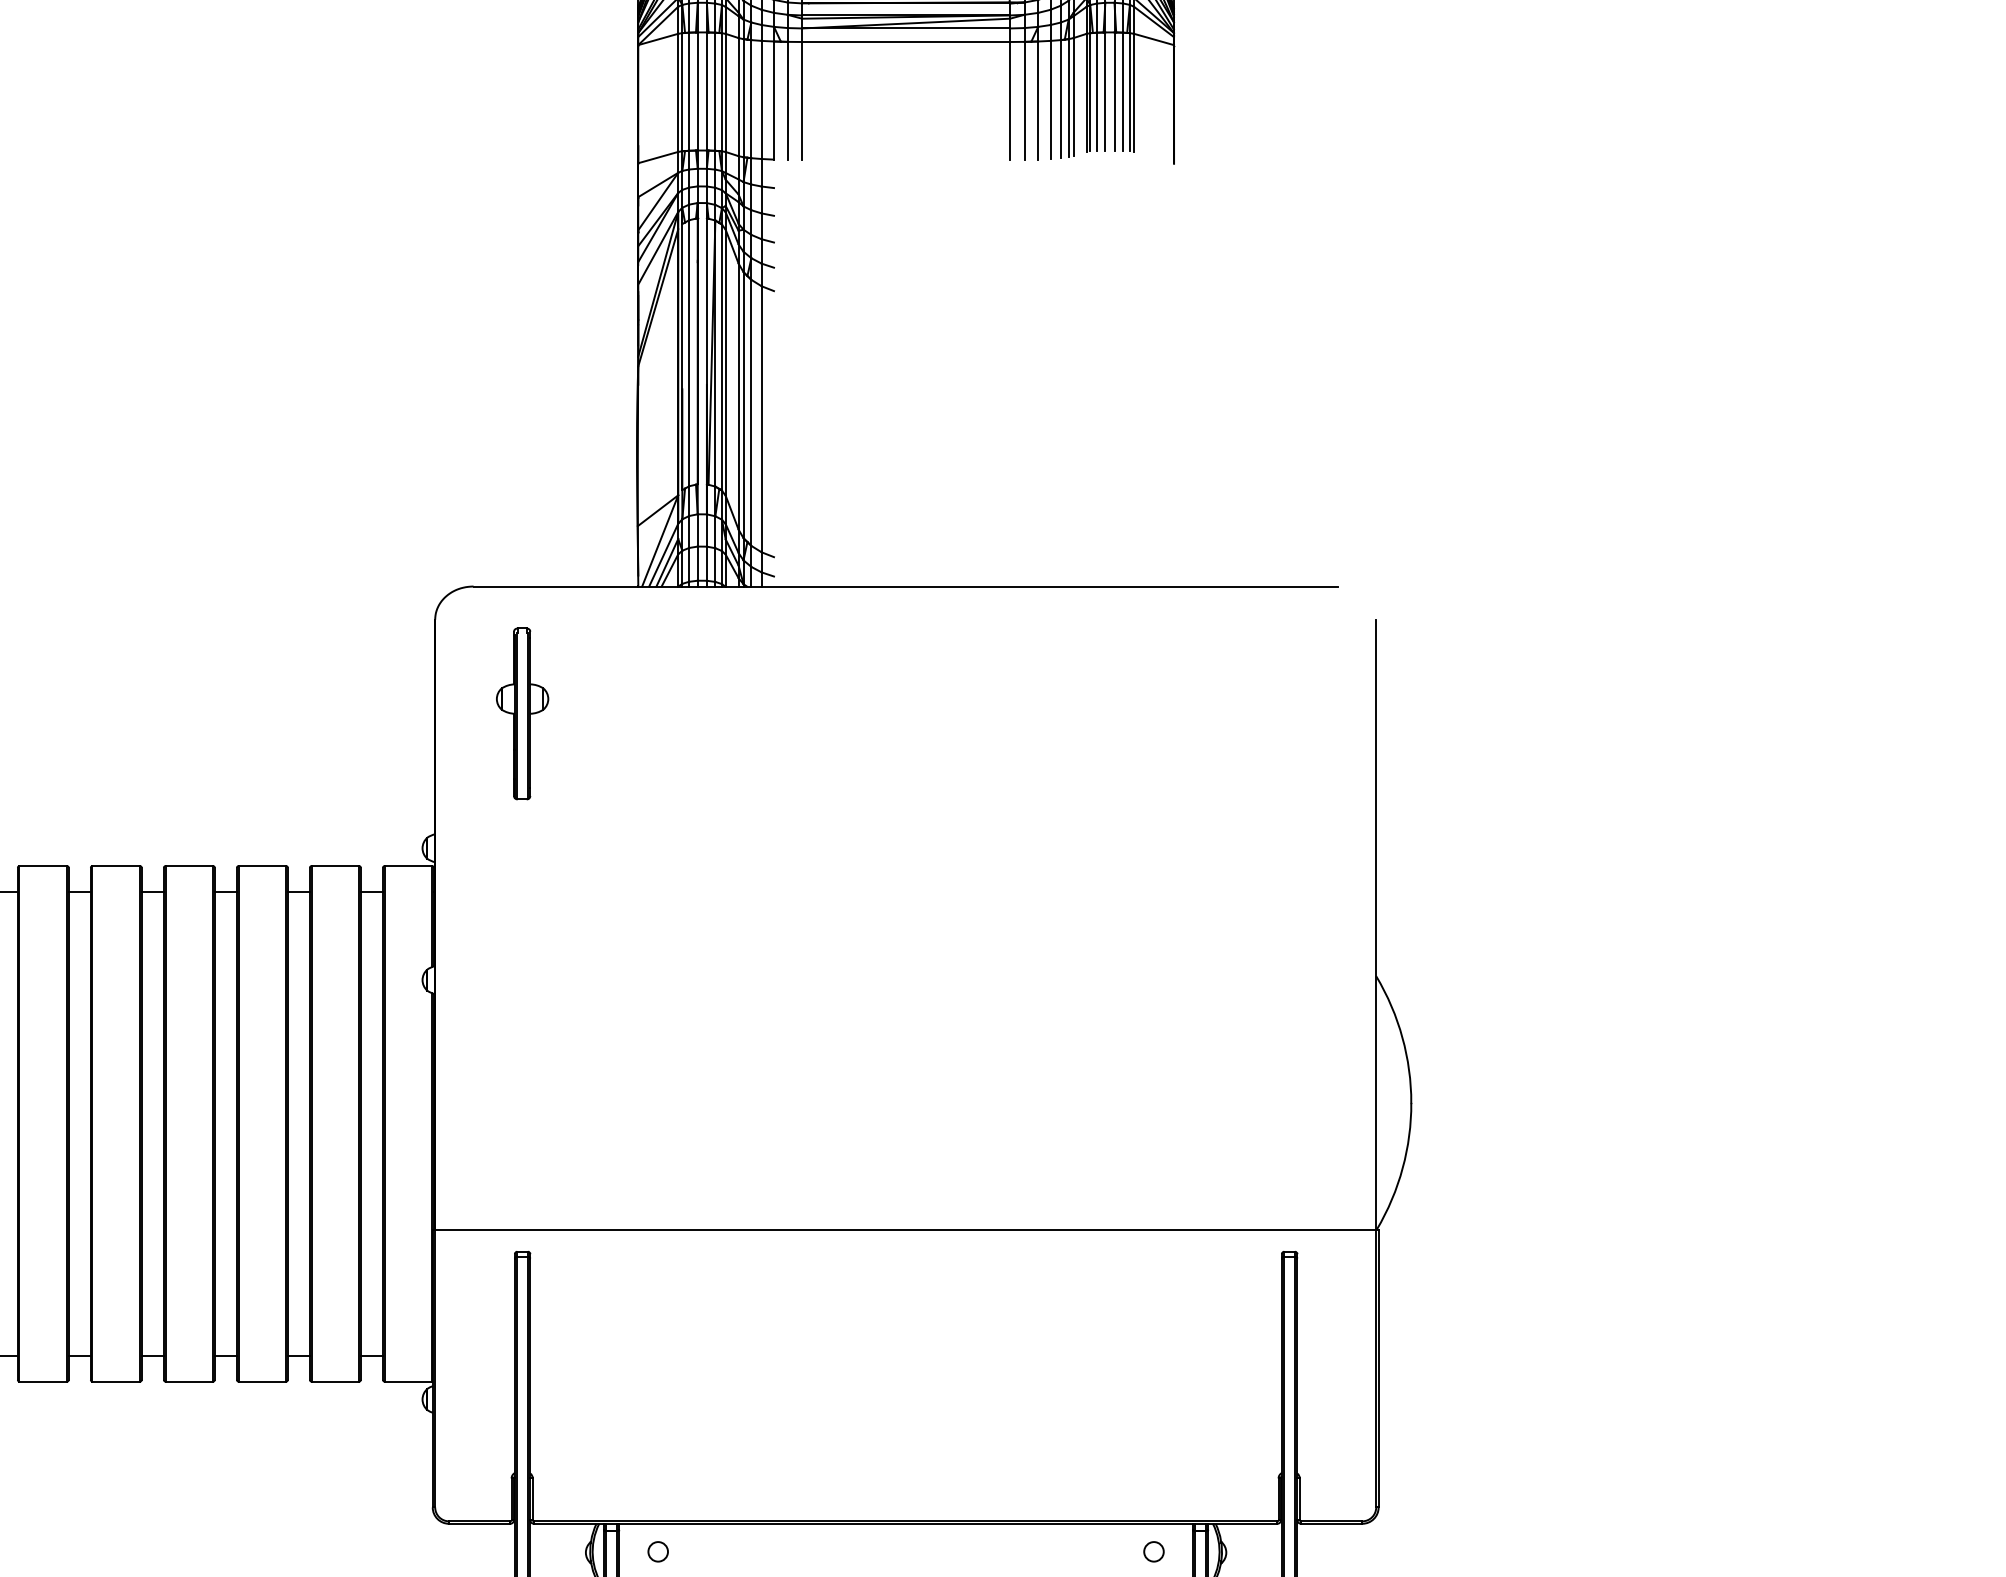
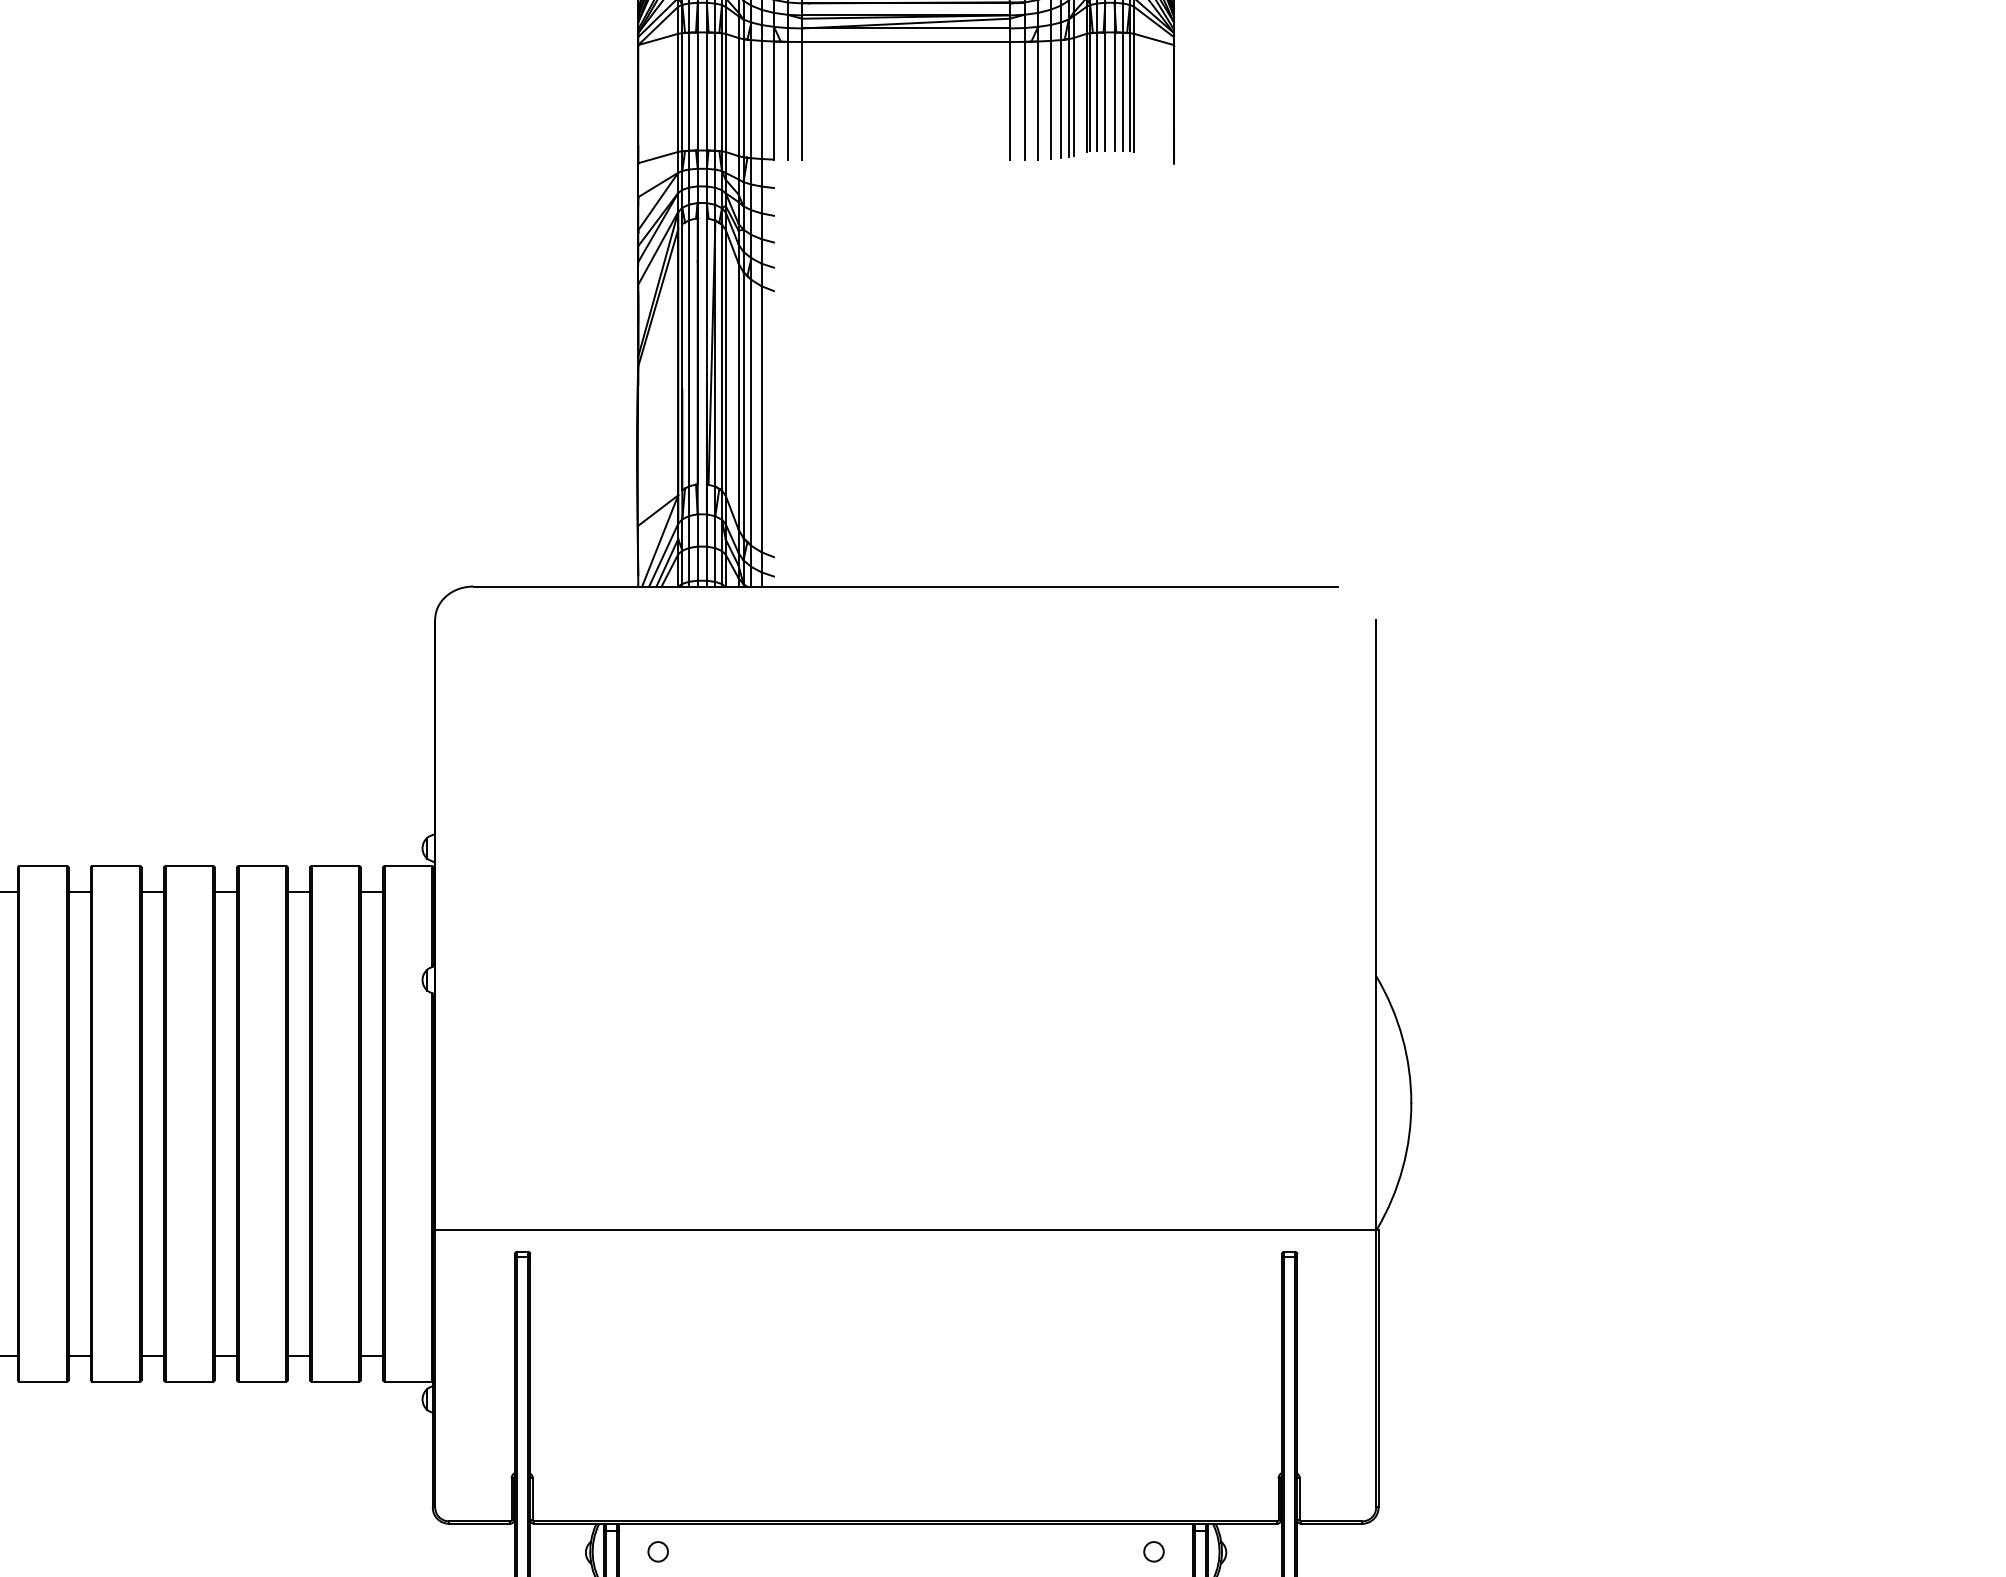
part: present -> none (522, 713)
